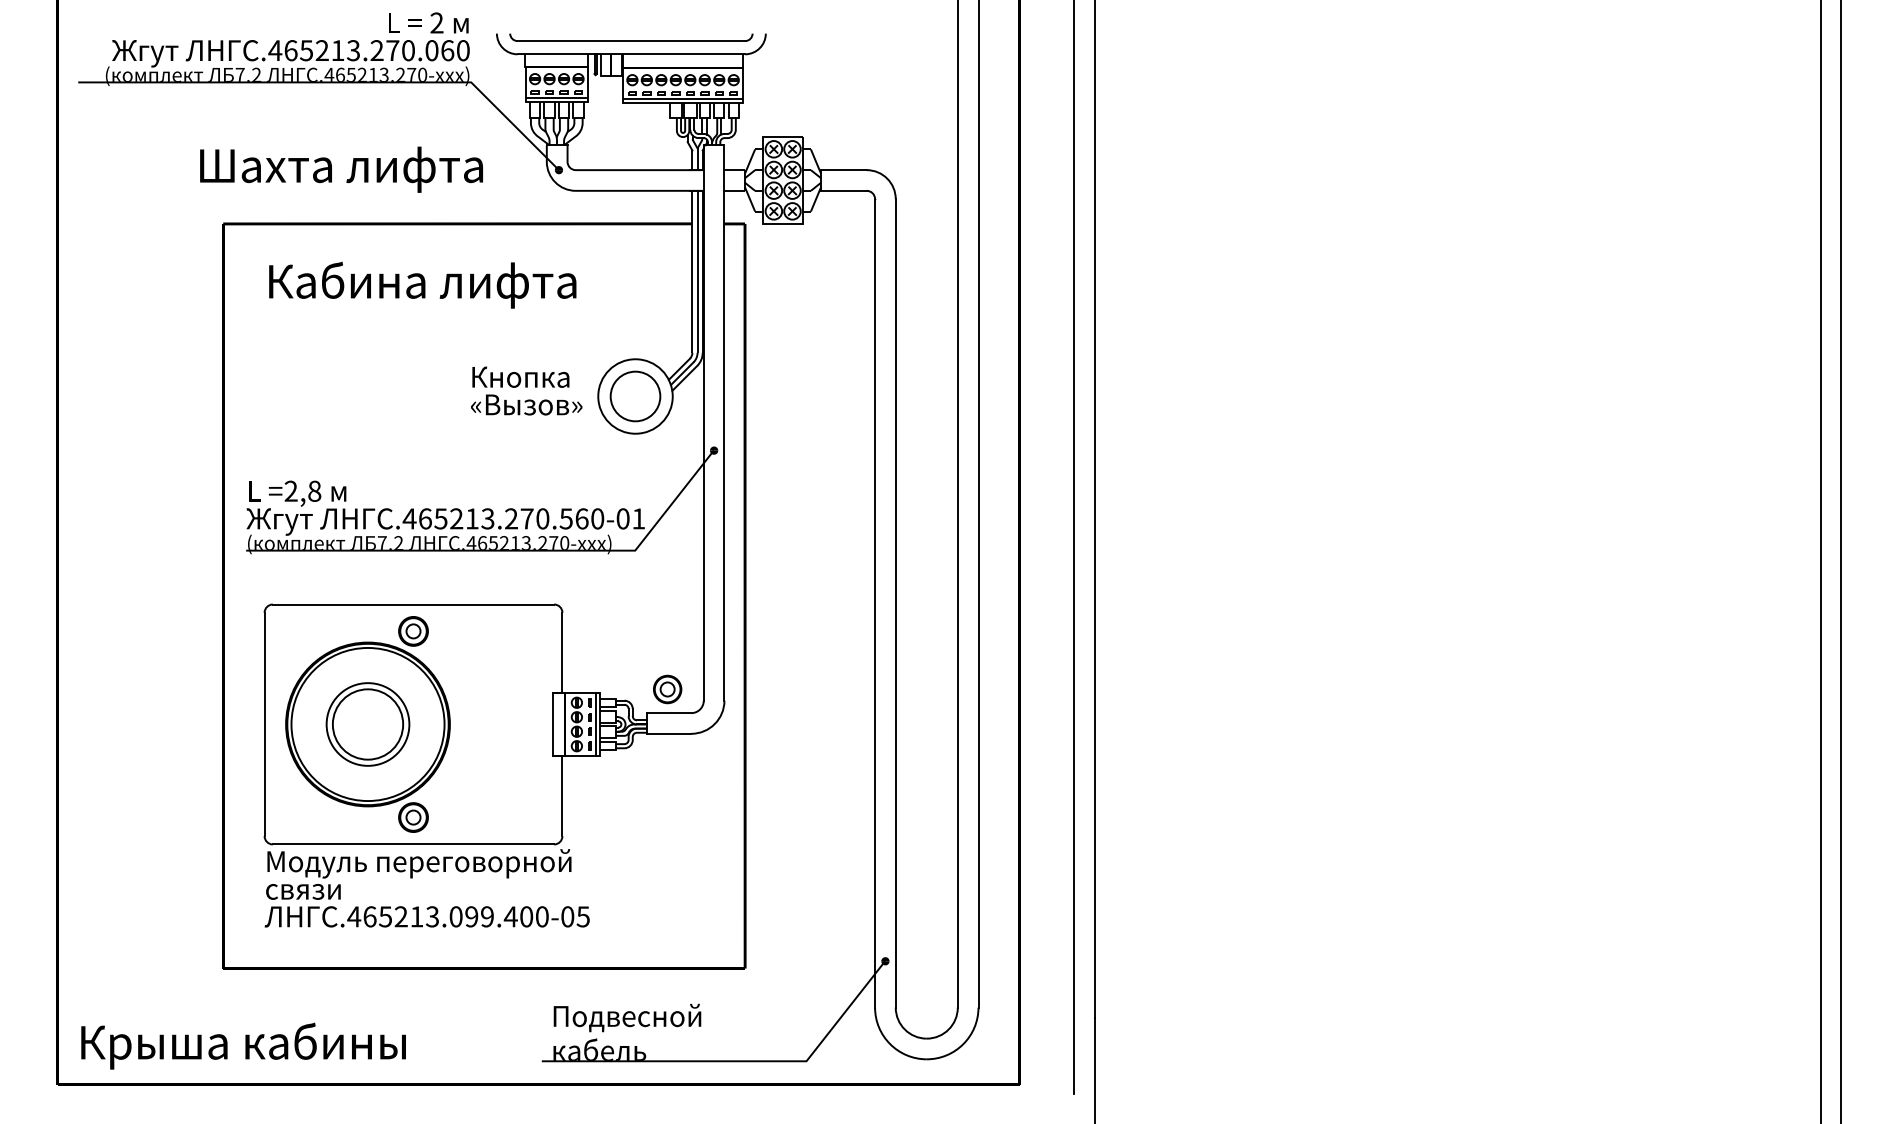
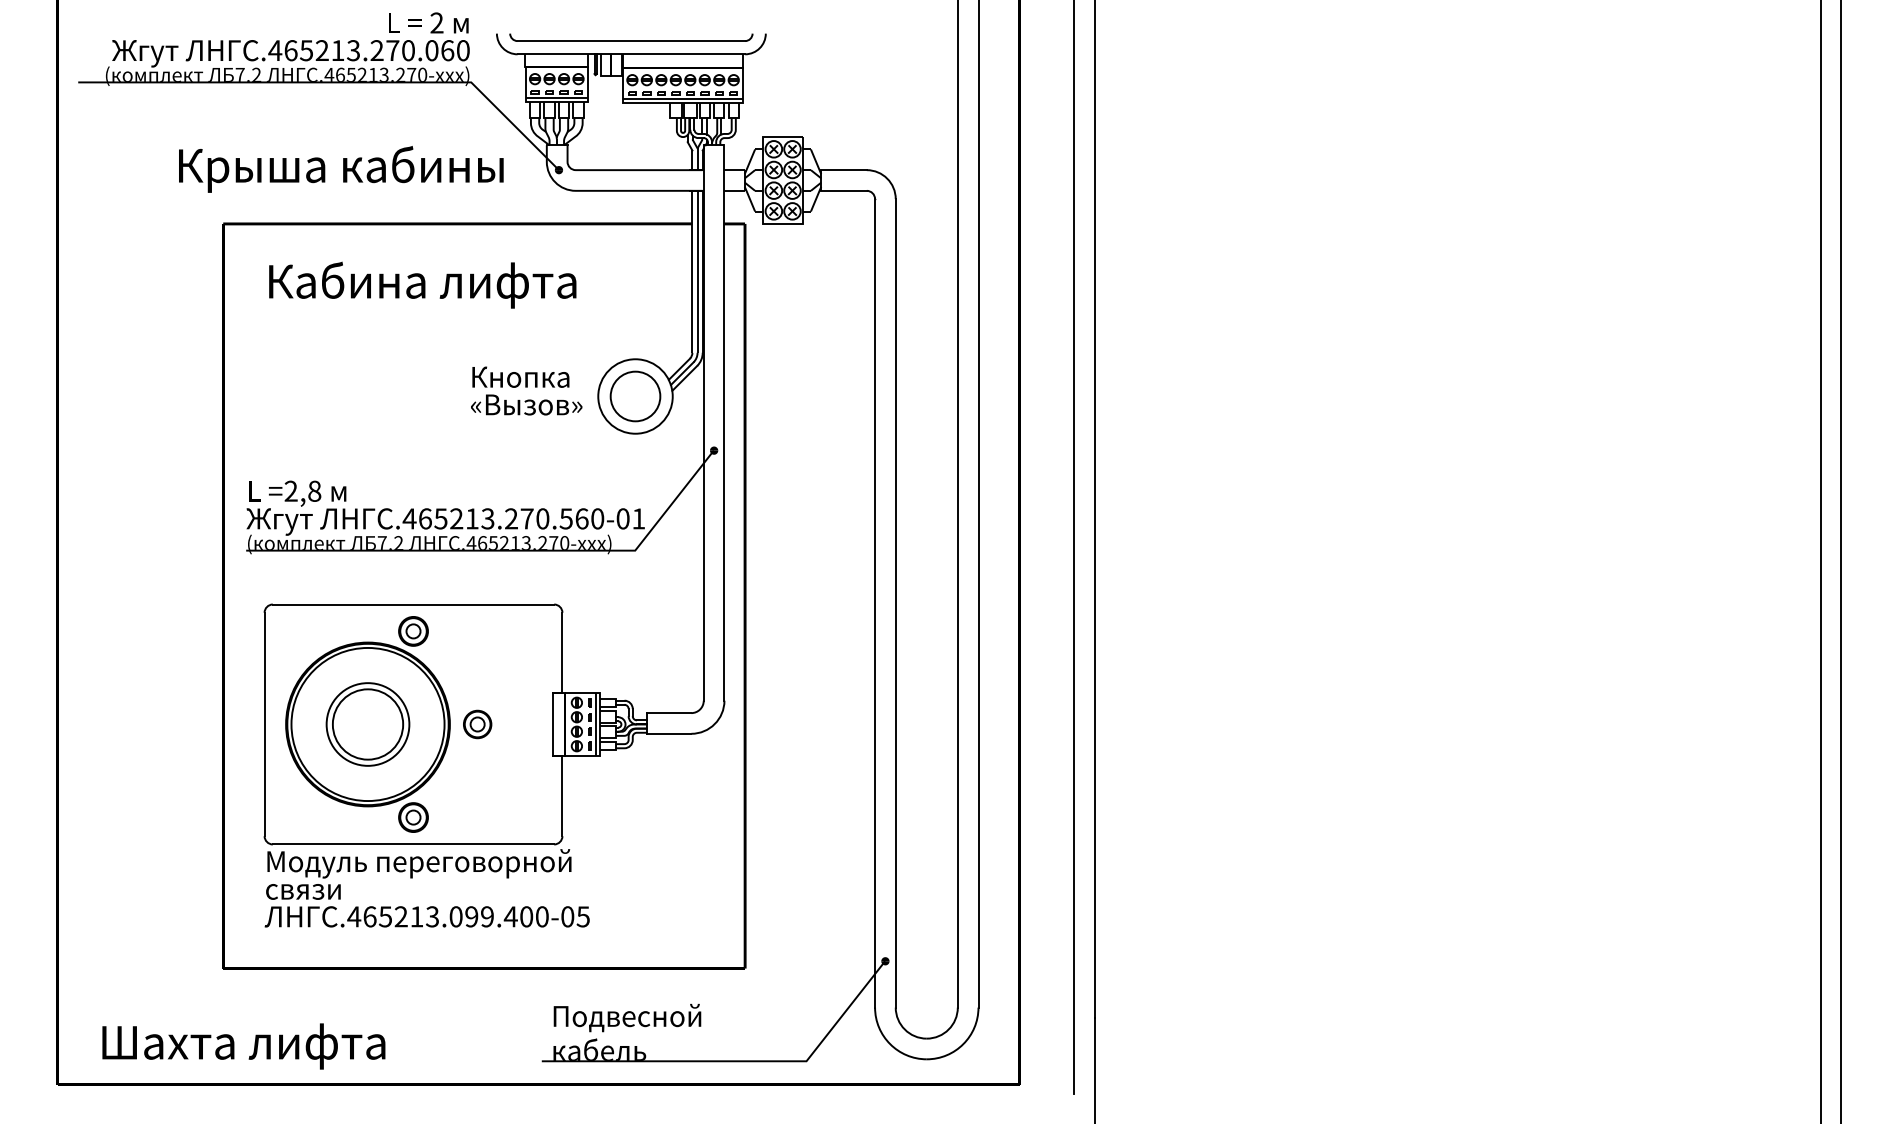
text: Шахта лифта -> Крыша кабины (341, 169)
part position: (667, 689) -> (477, 724) (477, 724)
text: Крыша кабины -> Шахта лифта (243, 1045)
